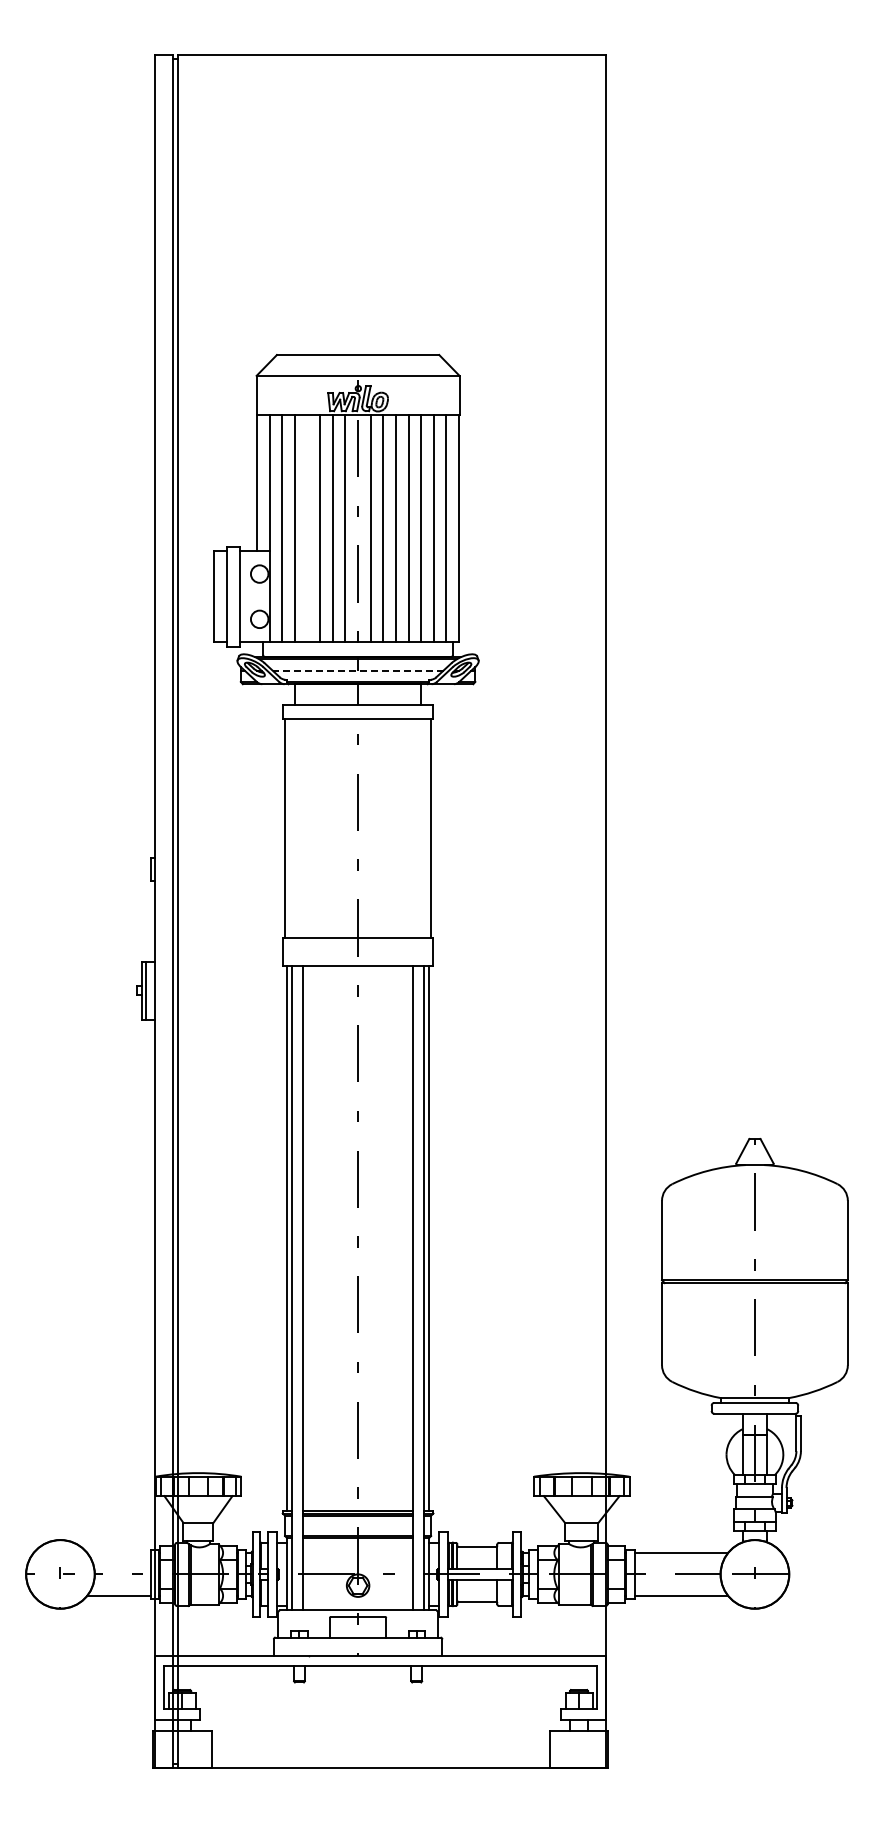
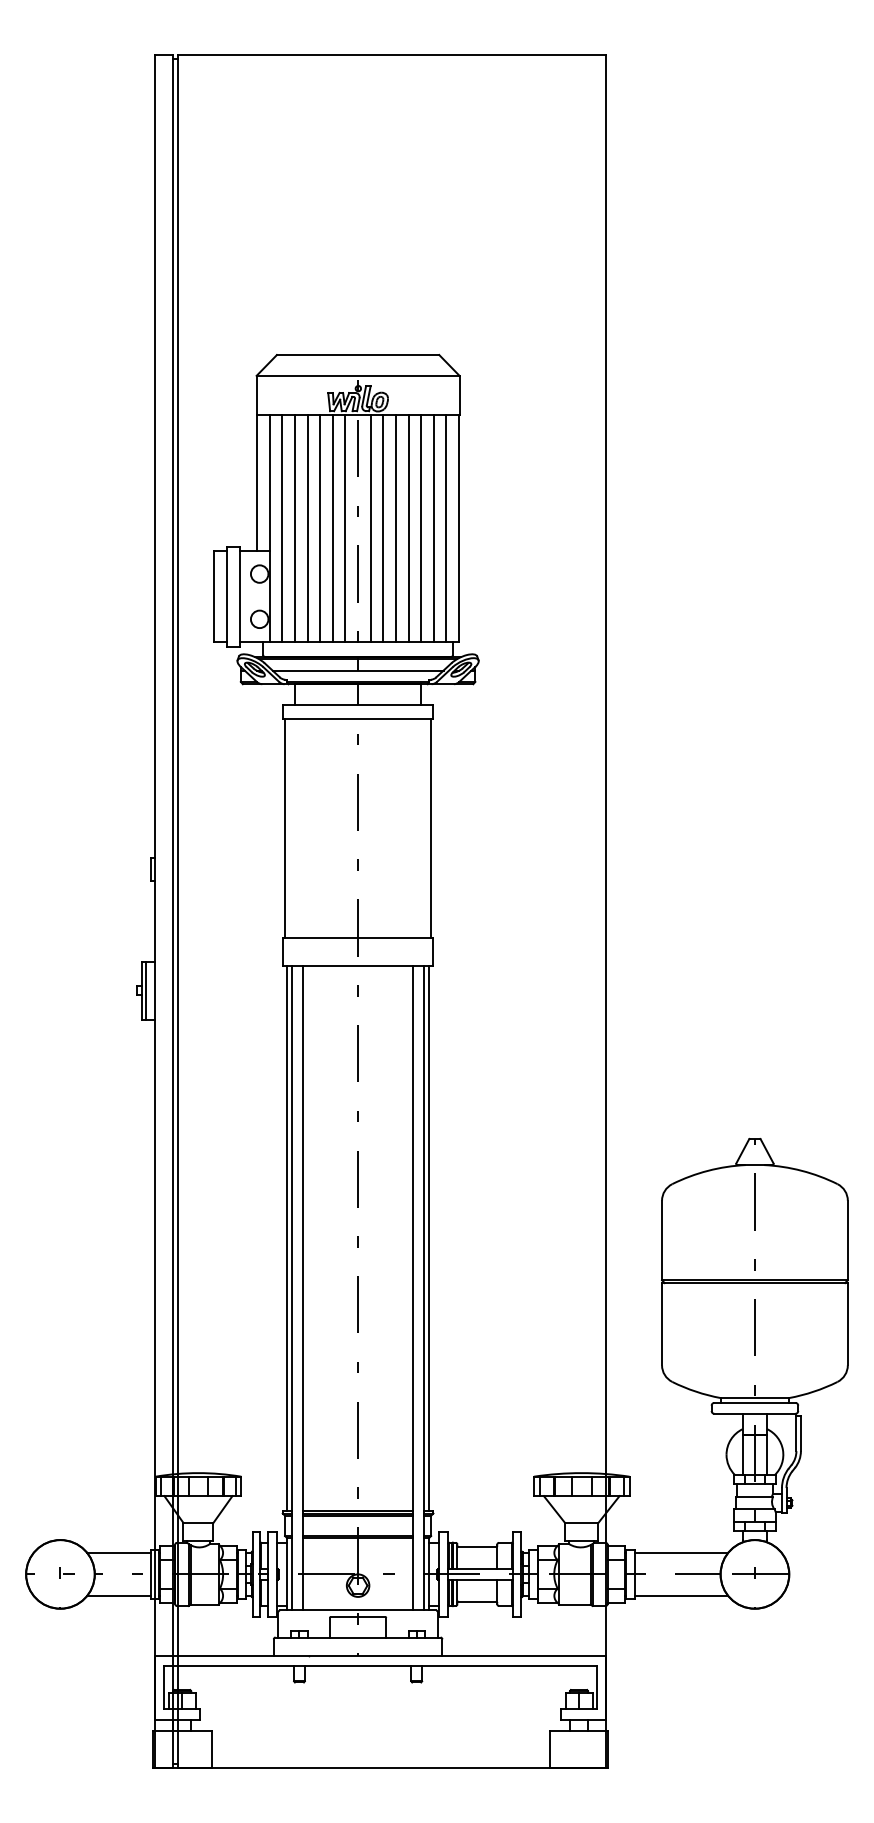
line: none -> present (307, 528)
line: dashed -> solid (357, 670)
line: none -> present (118, 1552)
